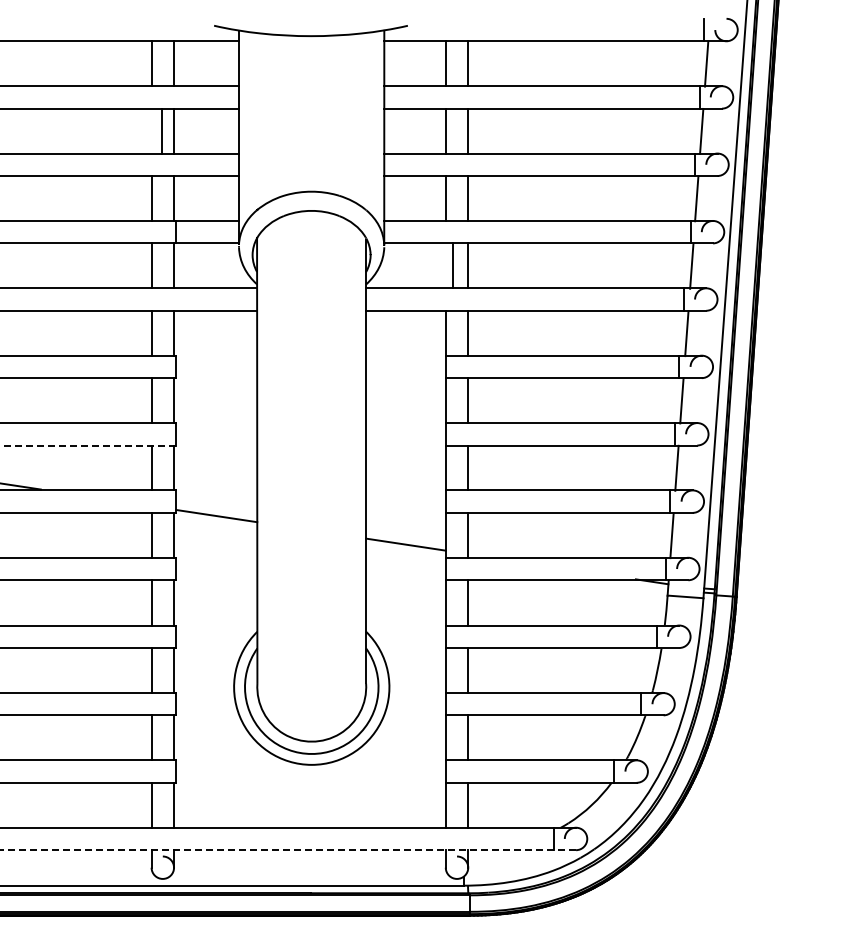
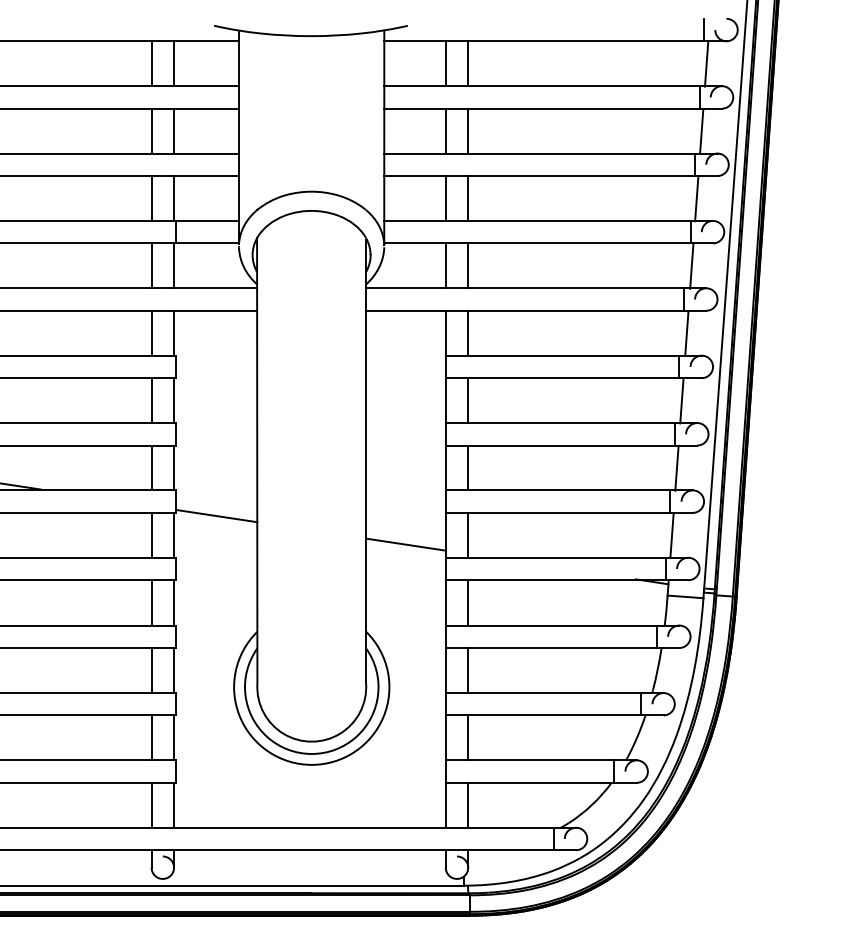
line position: (161, 130) -> (151, 130) (151, 130)
line position: (452, 265) -> (445, 265) (445, 265)
line: dashed -> solid (88, 445)
line: dashed -> solid (288, 850)
